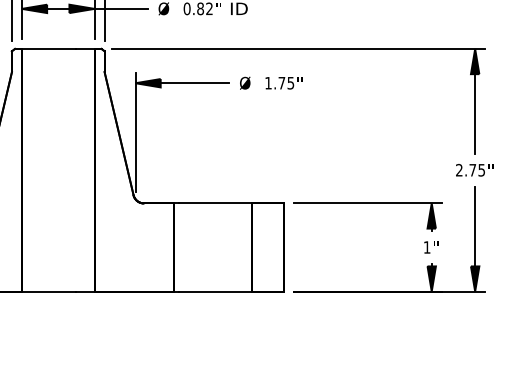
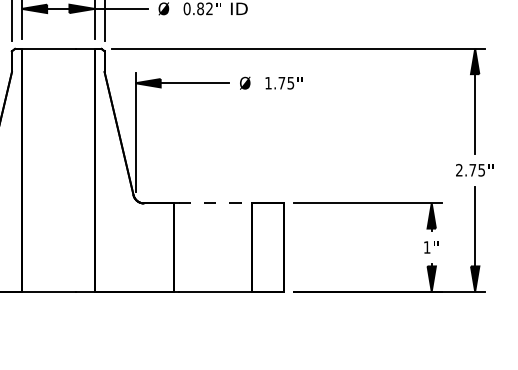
line: solid -> dashed (215, 203)
